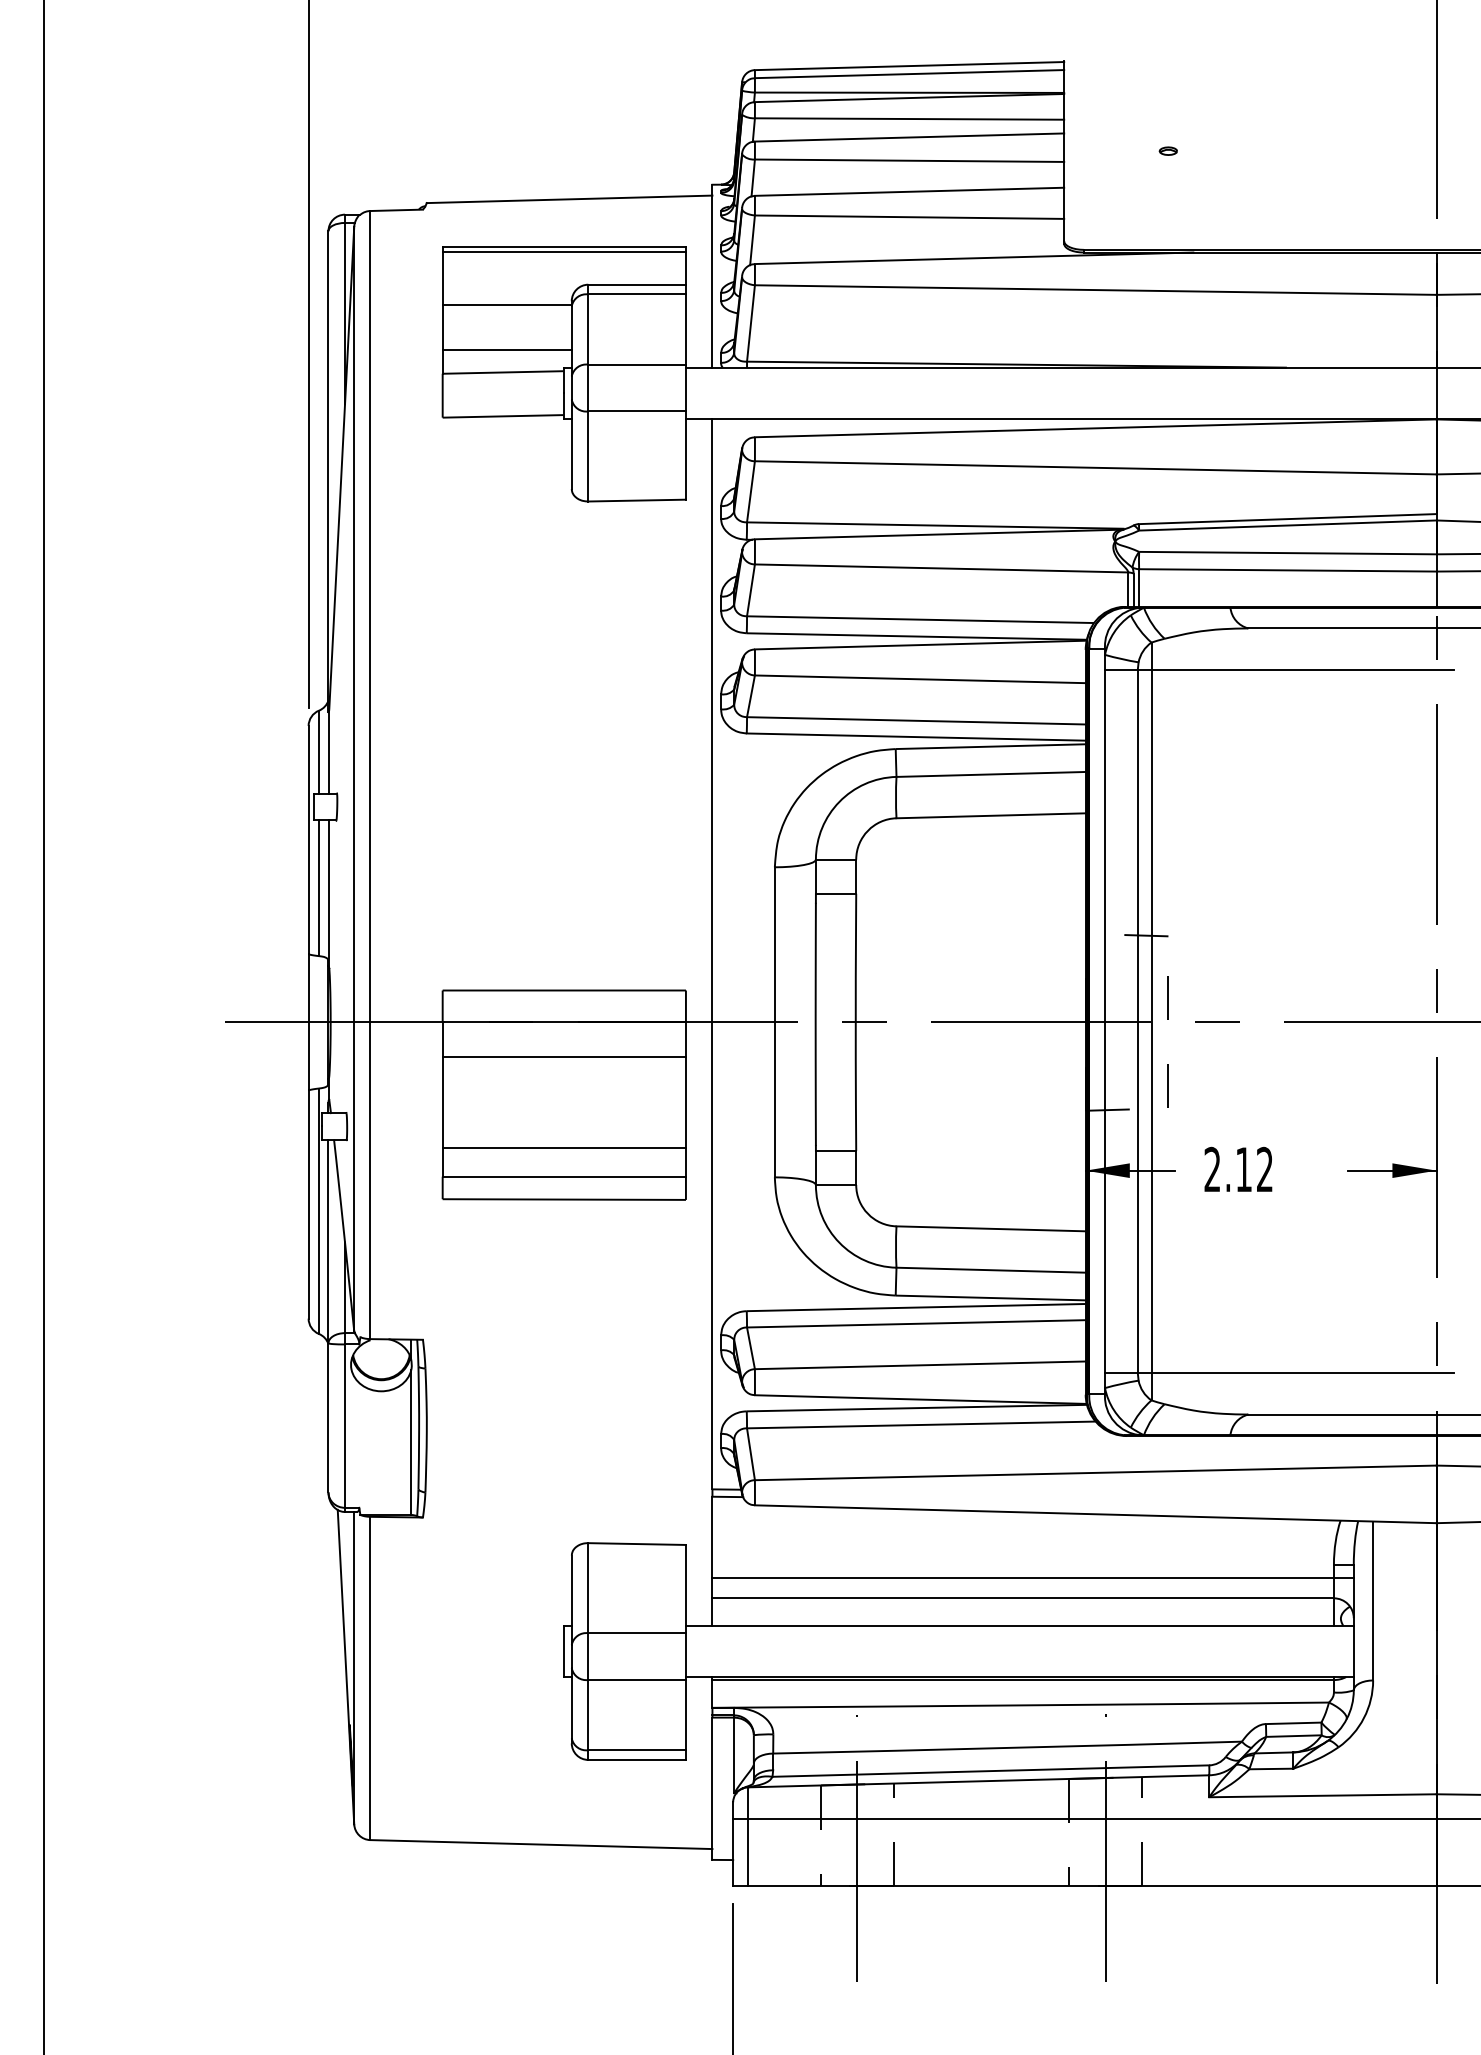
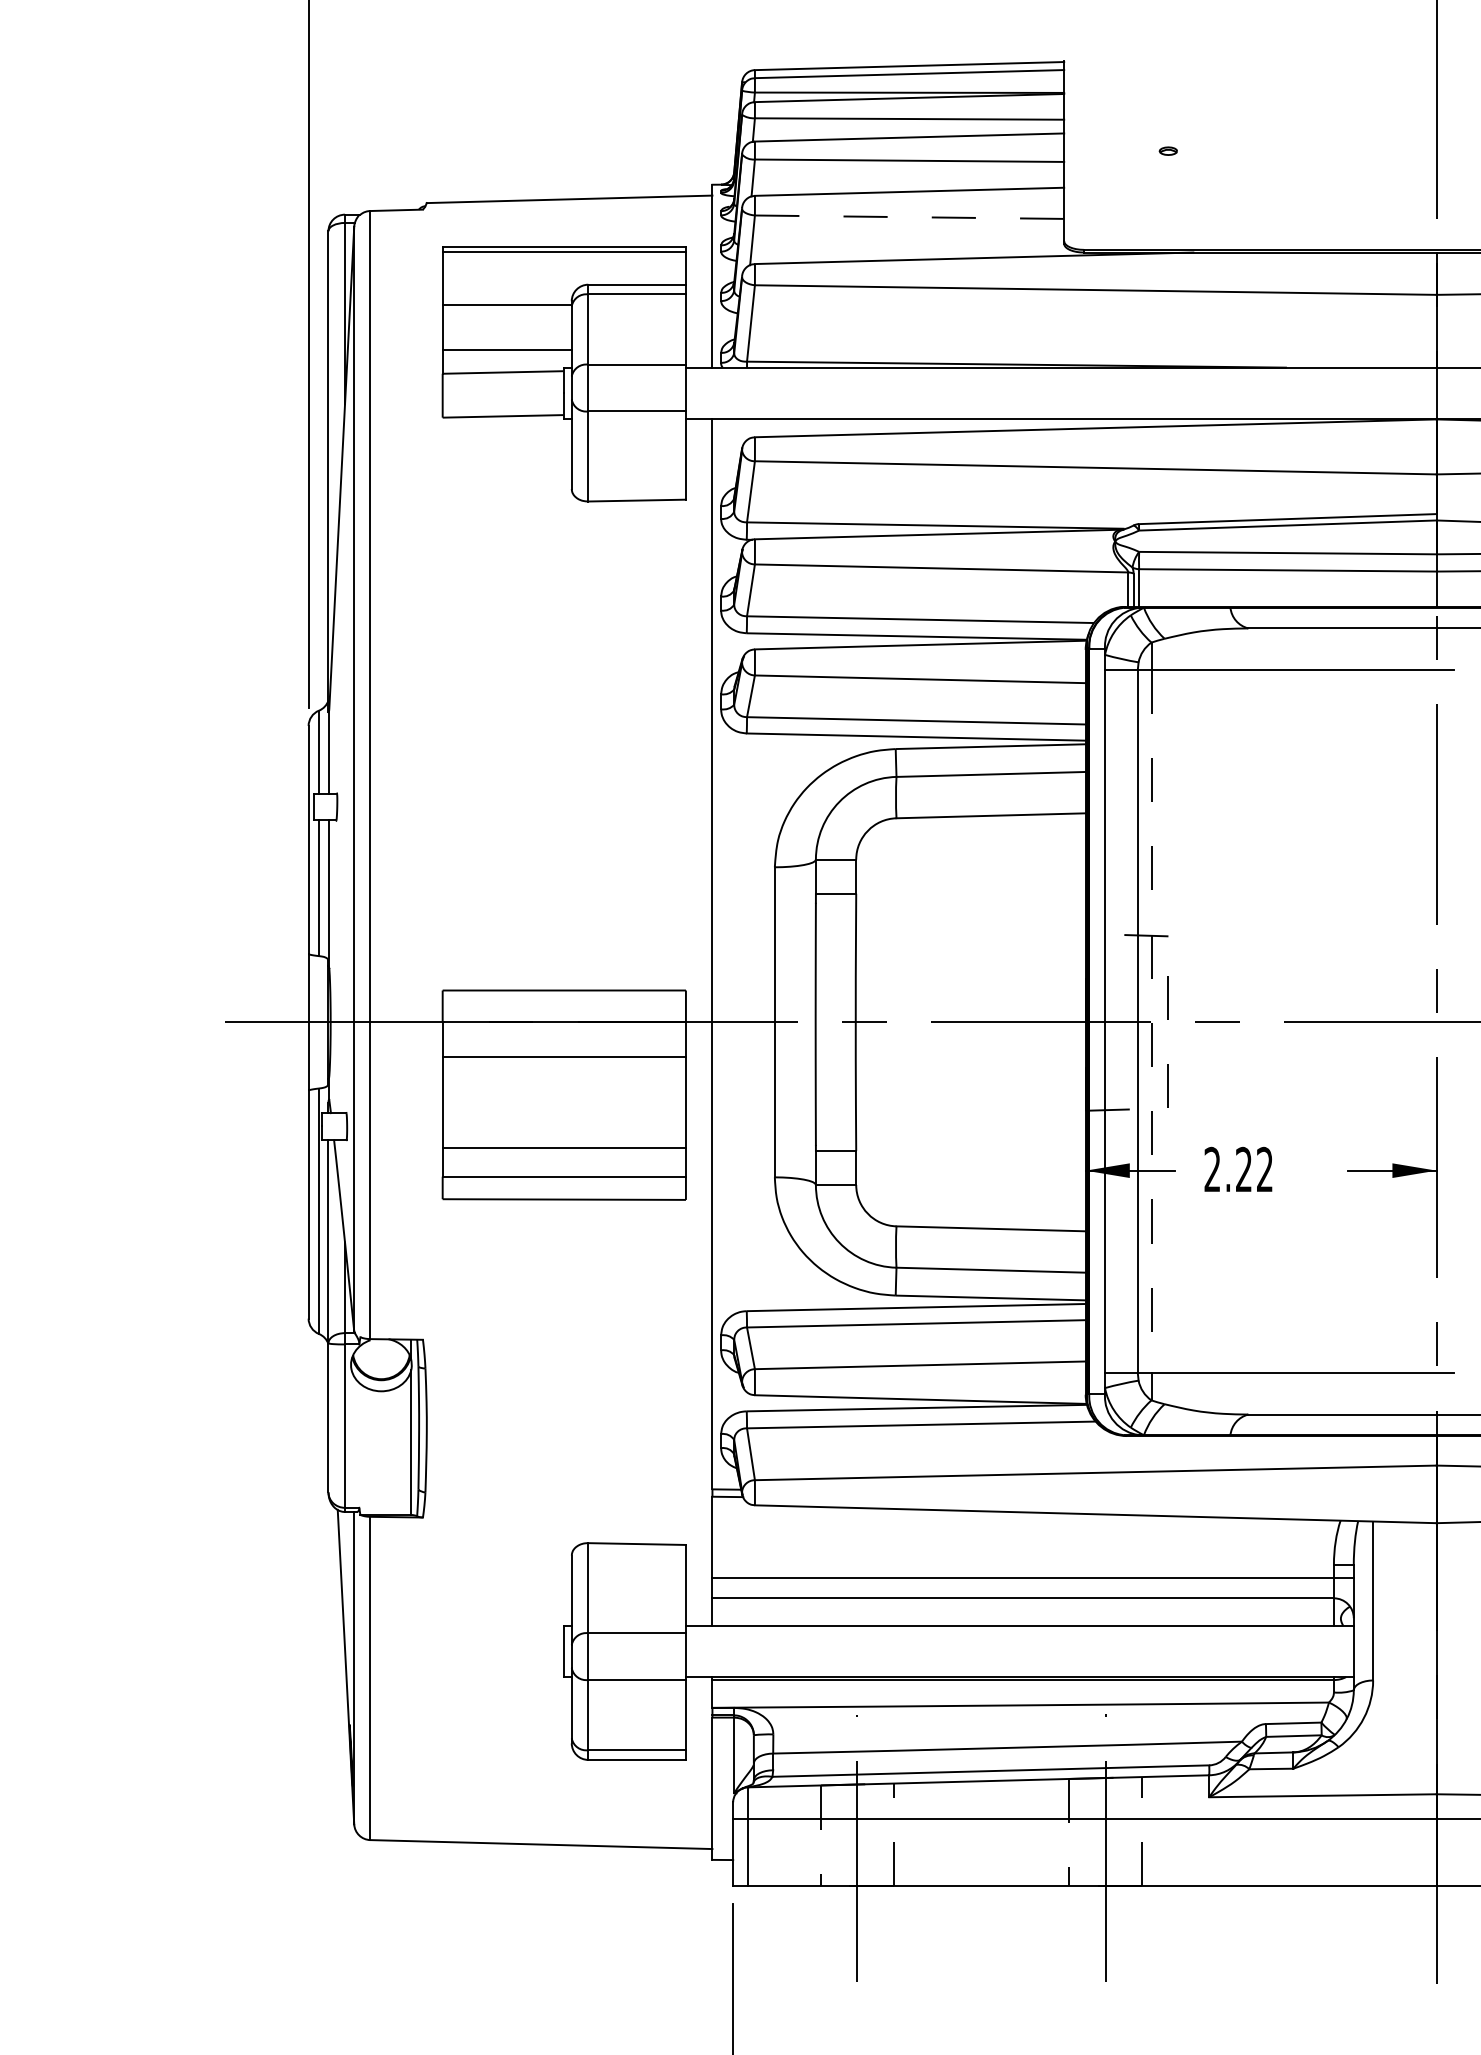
line: solid -> dashed (909, 217)
line: solid -> dashed (1151, 1021)
line: present -> none (44, 1026)
text: 2.12 -> 2.22 (1243, 1168)
